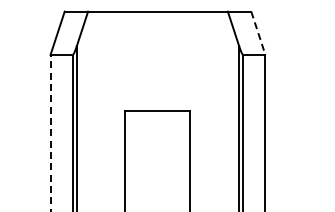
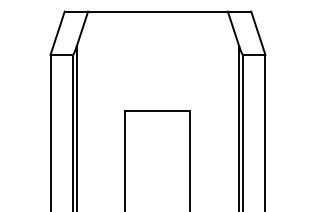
line: dashed -> solid (258, 33)
line: dashed -> solid (50, 132)
